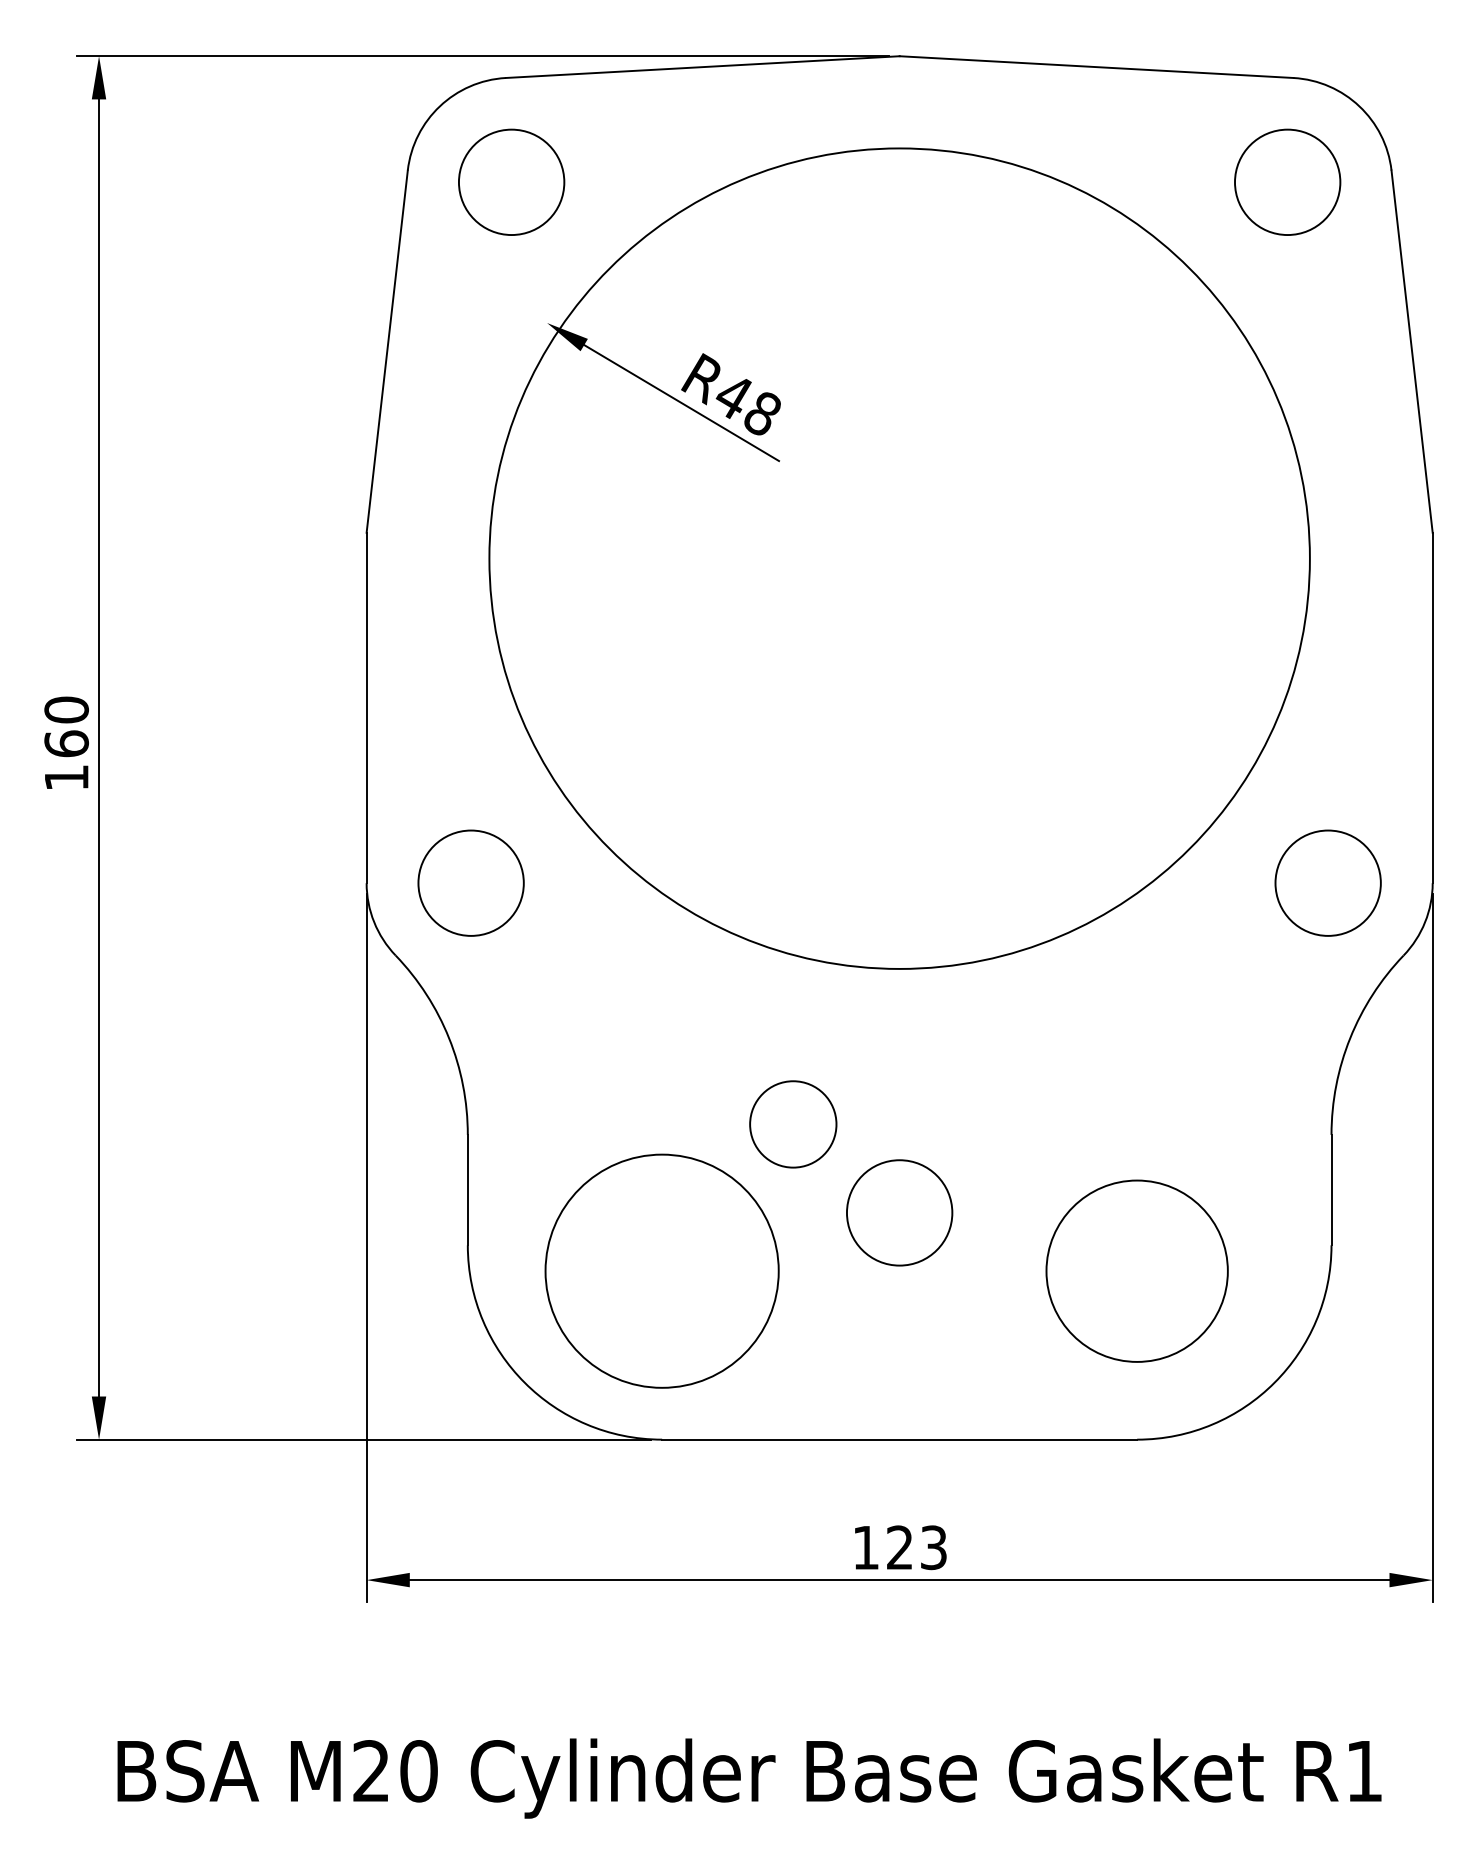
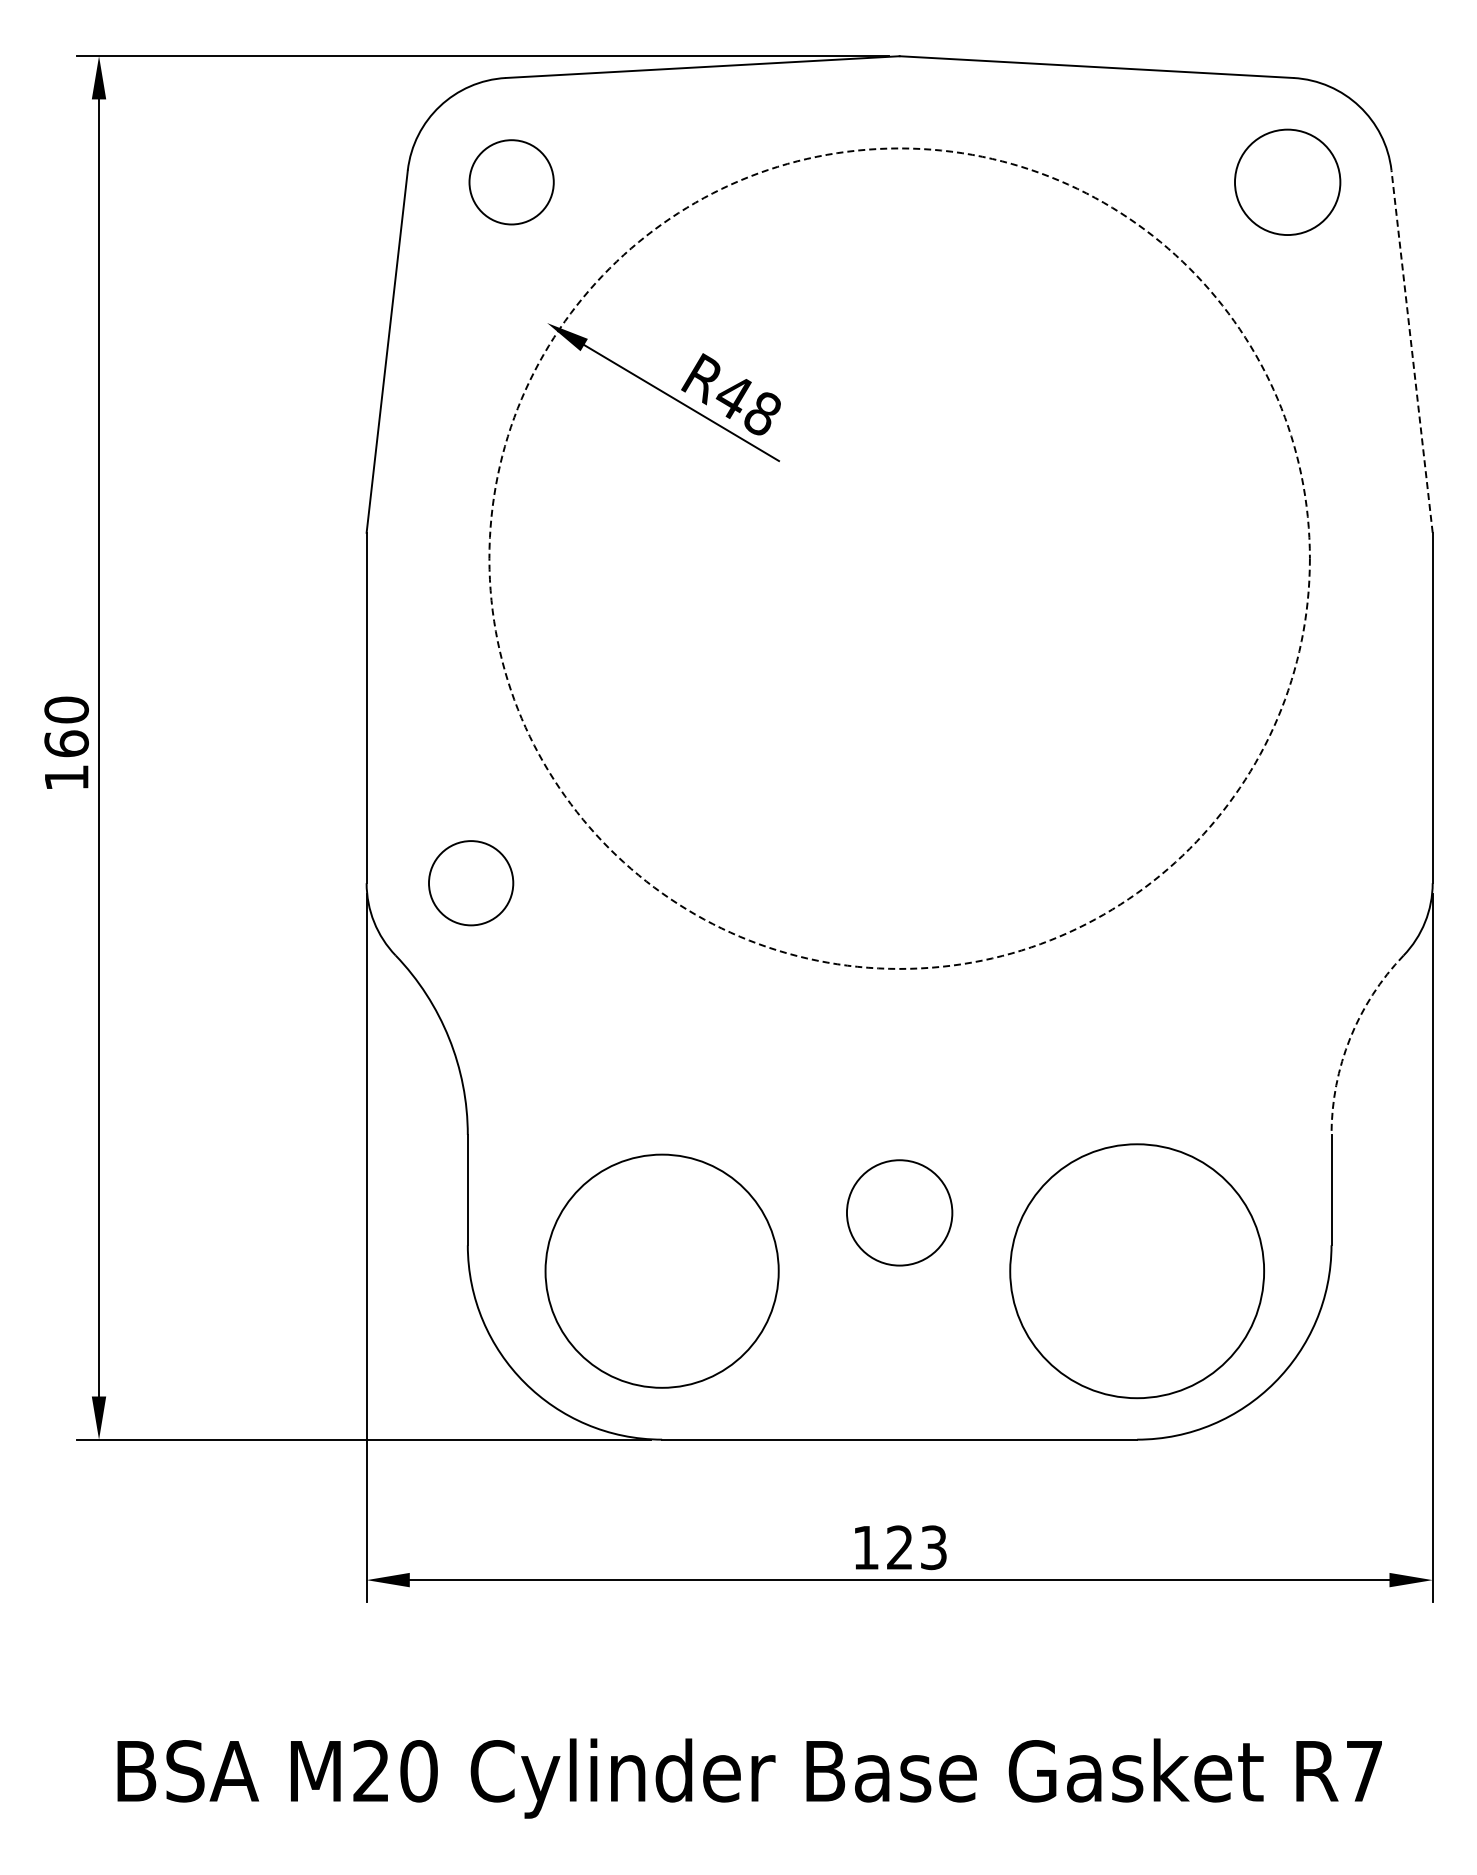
circle diameter: 105 px -> 84 px (511, 182)
line: solid -> dashed (1412, 351)
circle: solid -> dashed (899, 558)
circle diameter: 105 px -> 84 px (471, 883)
circle: present -> none (1327, 882)
arc: solid -> dashed (1350, 1038)
circle: present -> none (793, 1124)
circle diameter: 181 px -> 254 px (1137, 1271)
text: R1 -> R7 (1364, 1771)
